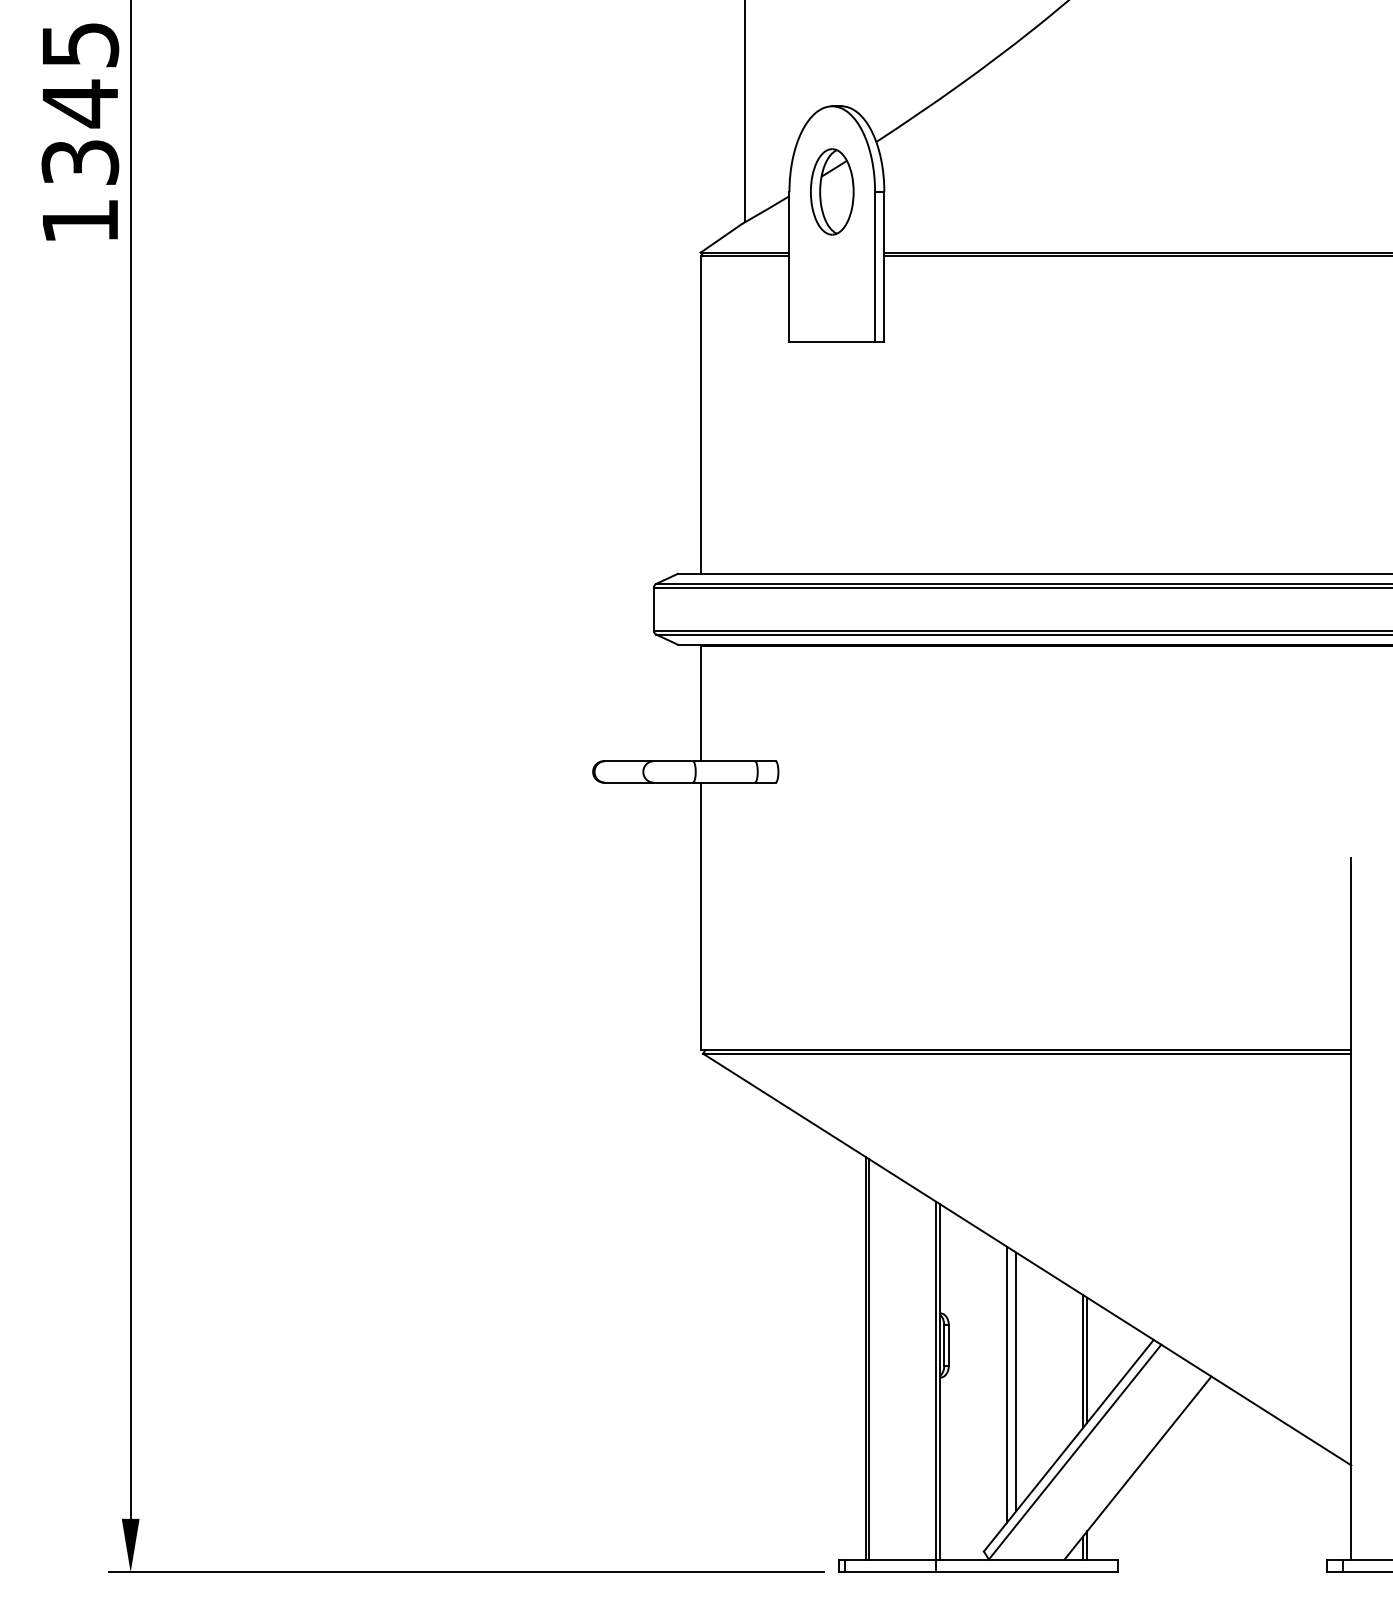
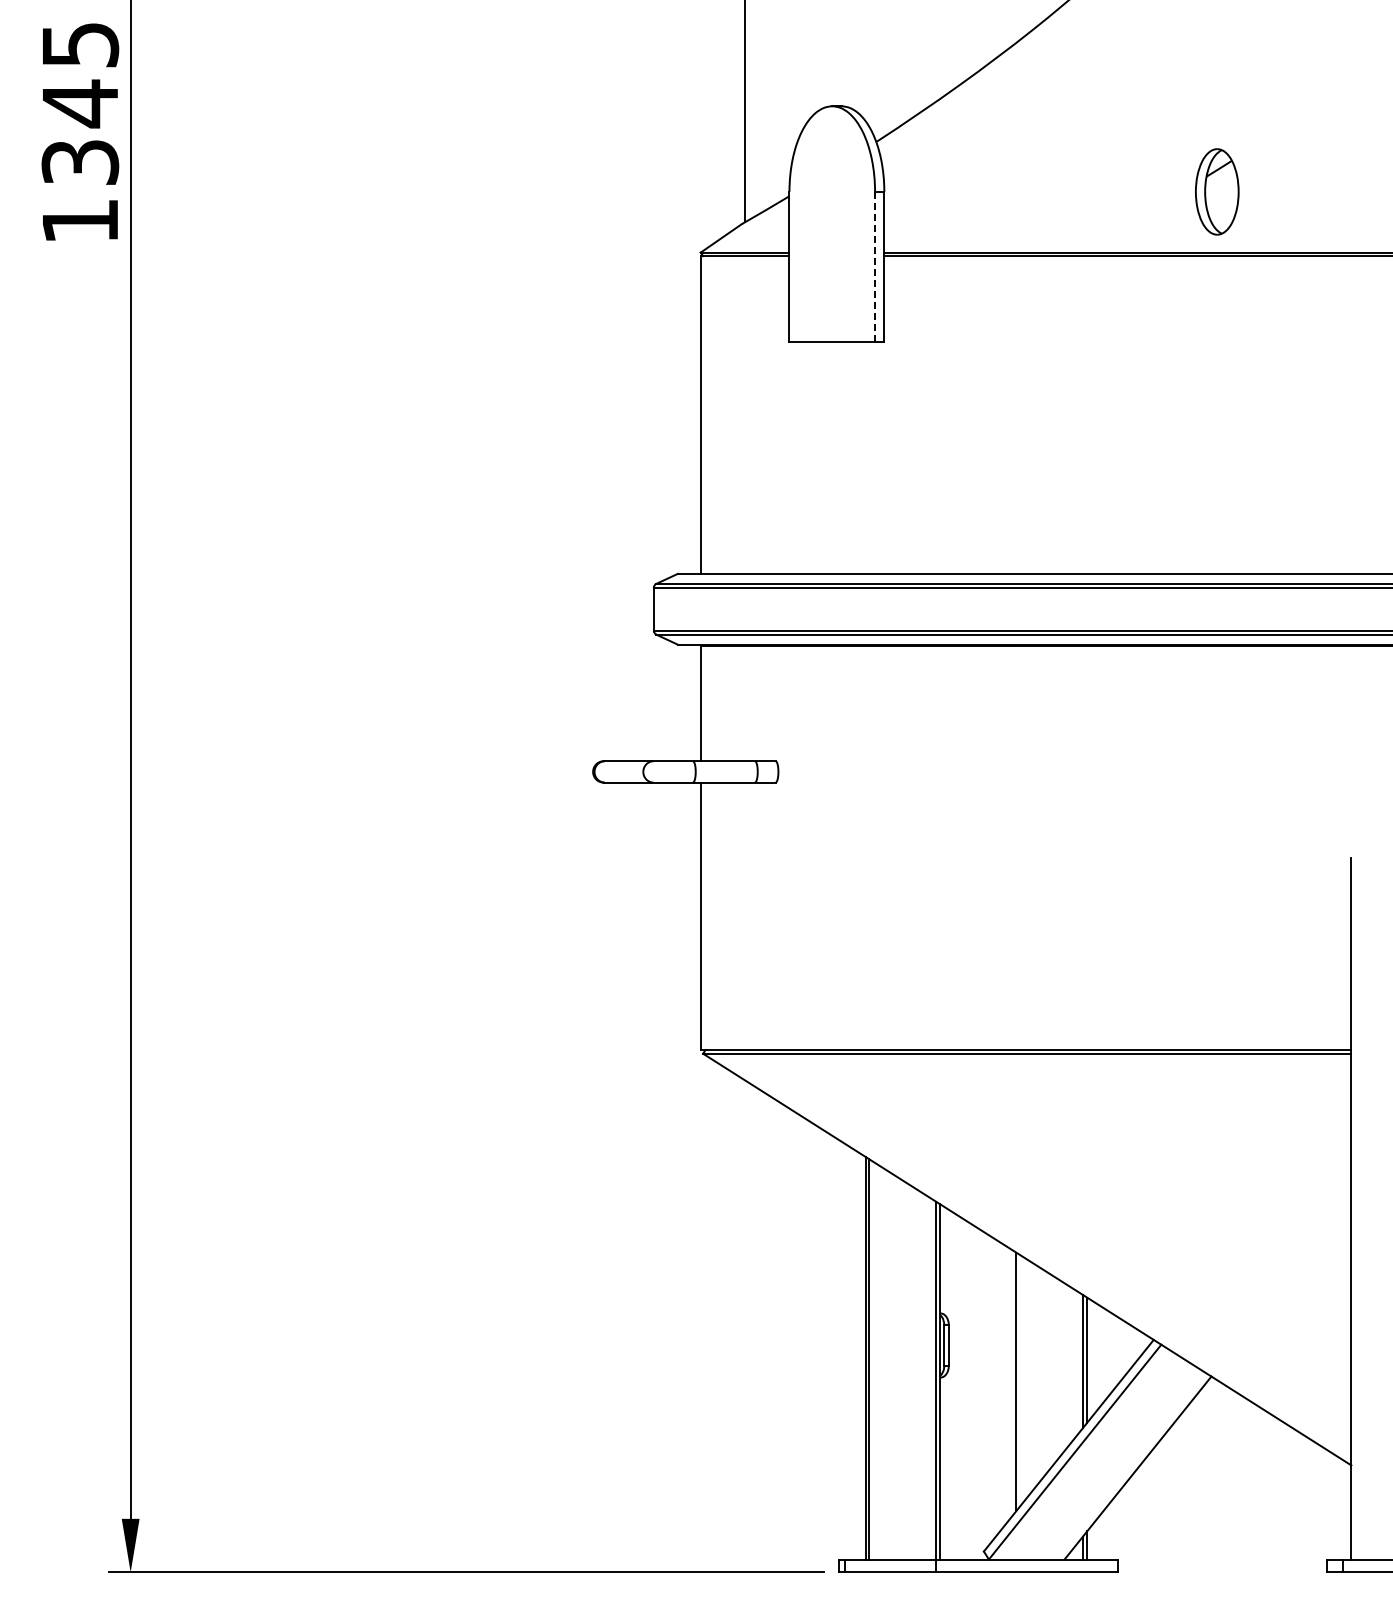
part position: (832, 191) -> (1217, 191) (1217, 191)
line: solid -> dashed (875, 266)
line: present -> none (1007, 1384)
